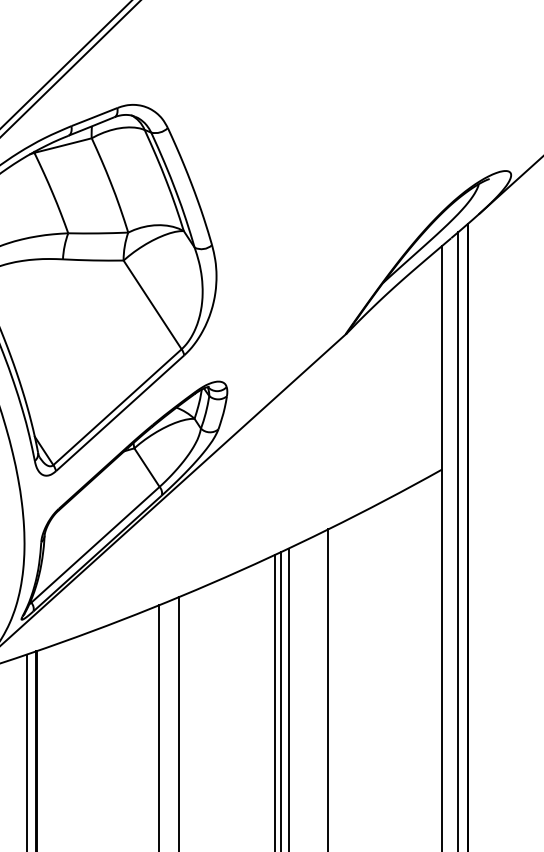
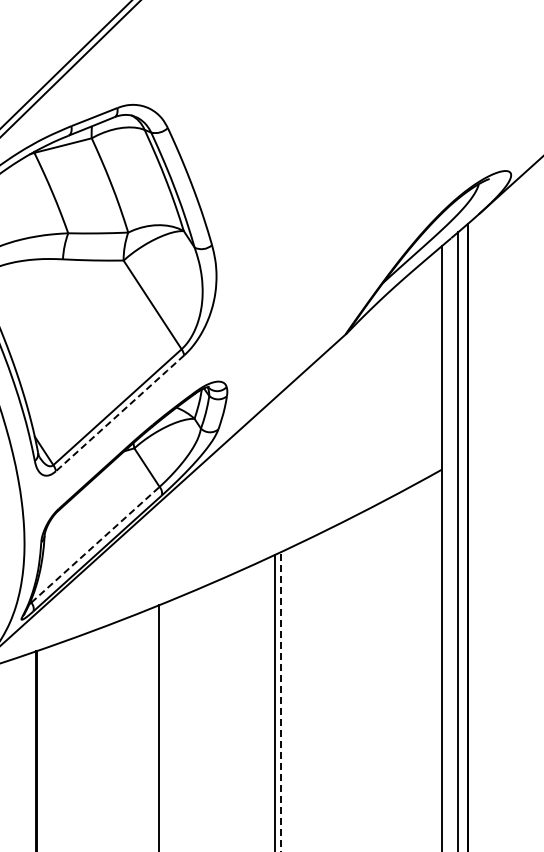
line: solid -> dashed (120, 413)
line: solid -> dashed (95, 544)
line: present -> none (328, 688)
line: present -> none (288, 698)
line: solid -> dashed (280, 701)
line: present -> none (179, 722)
line: present -> none (26, 751)
